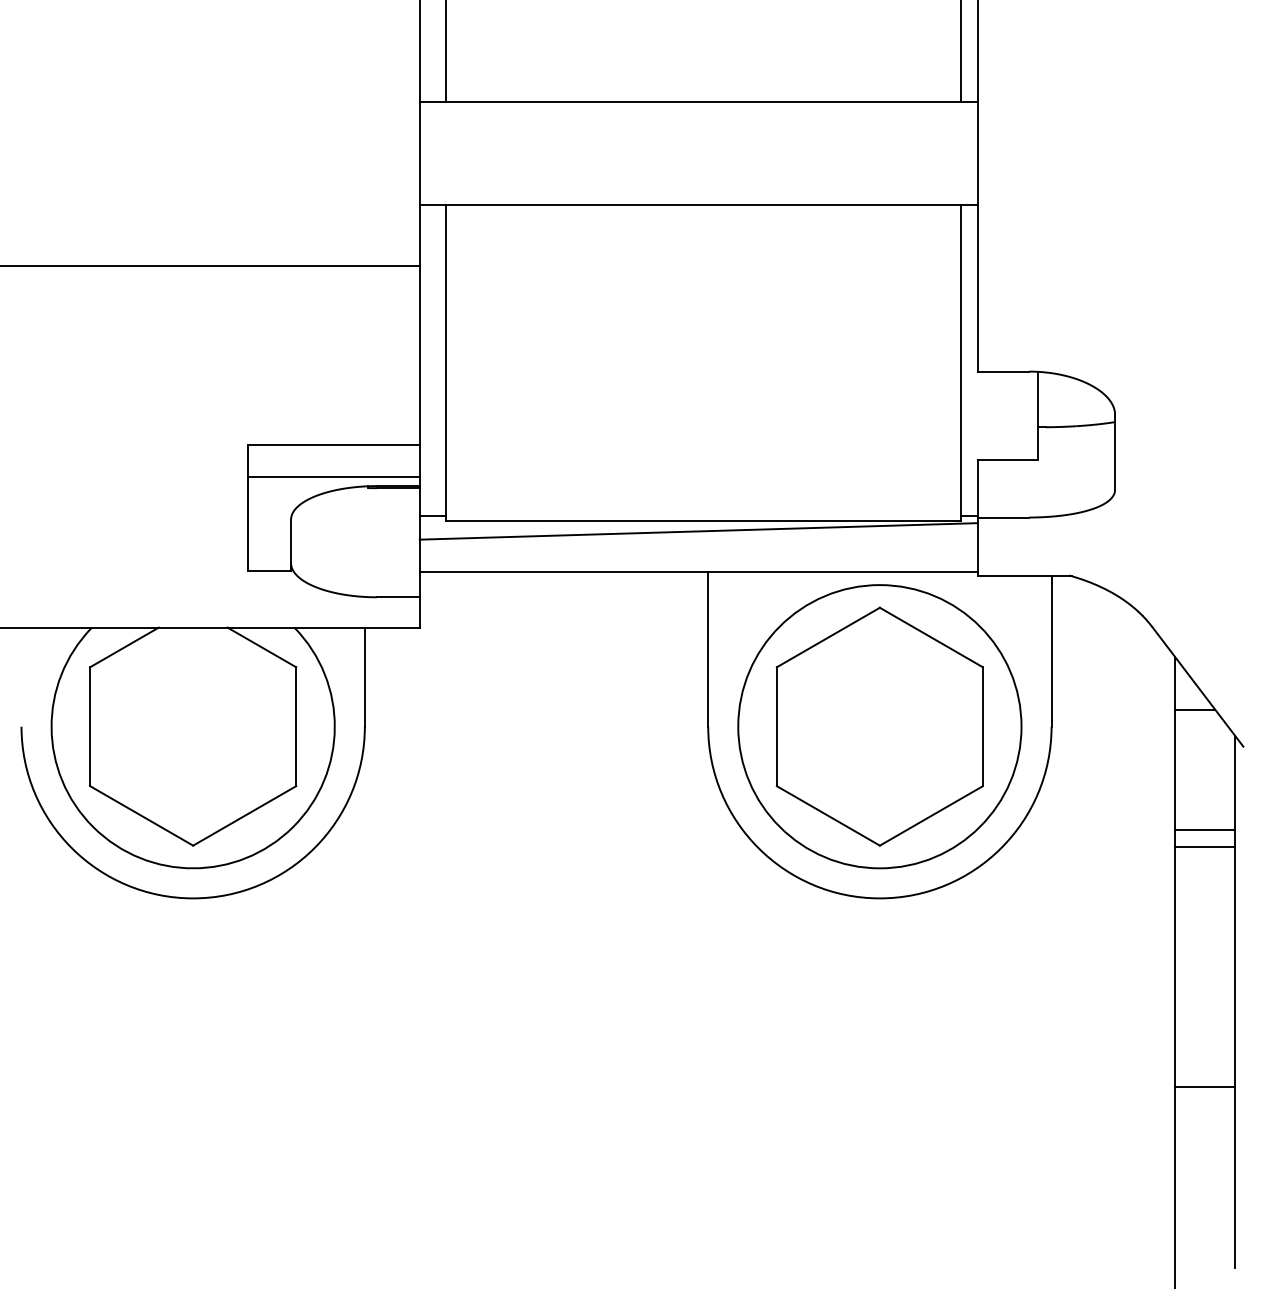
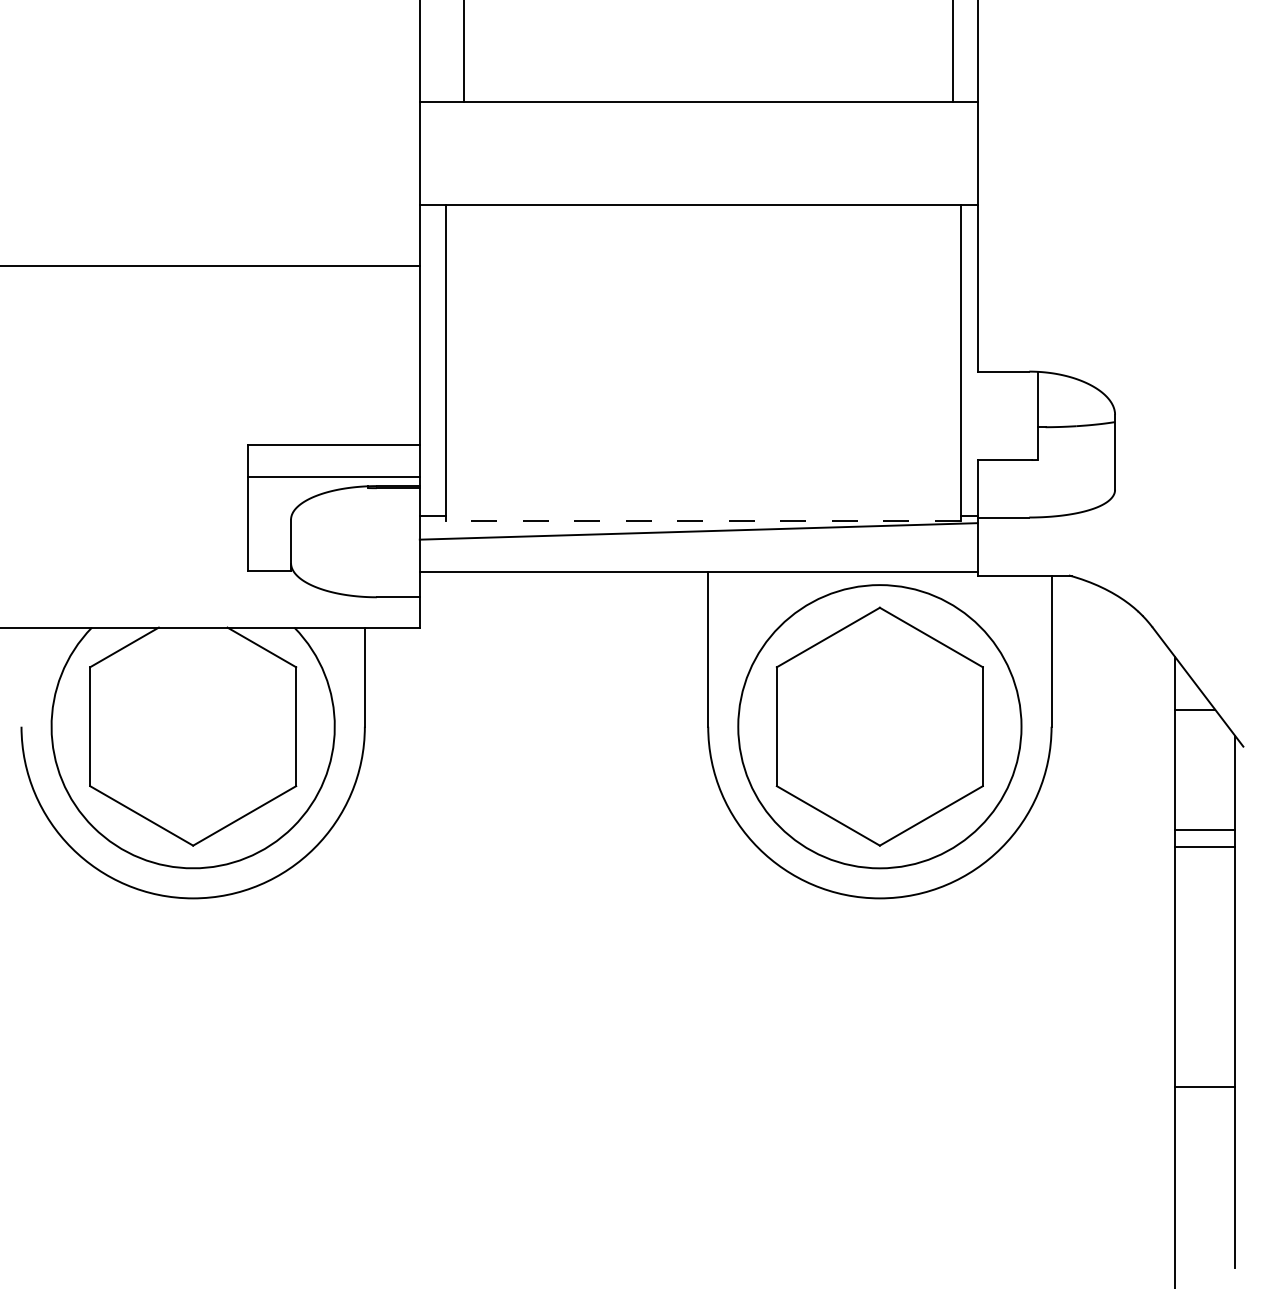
line position: (445, 52) -> (463, 52) (463, 52)
line position: (960, 52) -> (952, 52) (952, 52)
line: solid -> dashed (703, 520)
